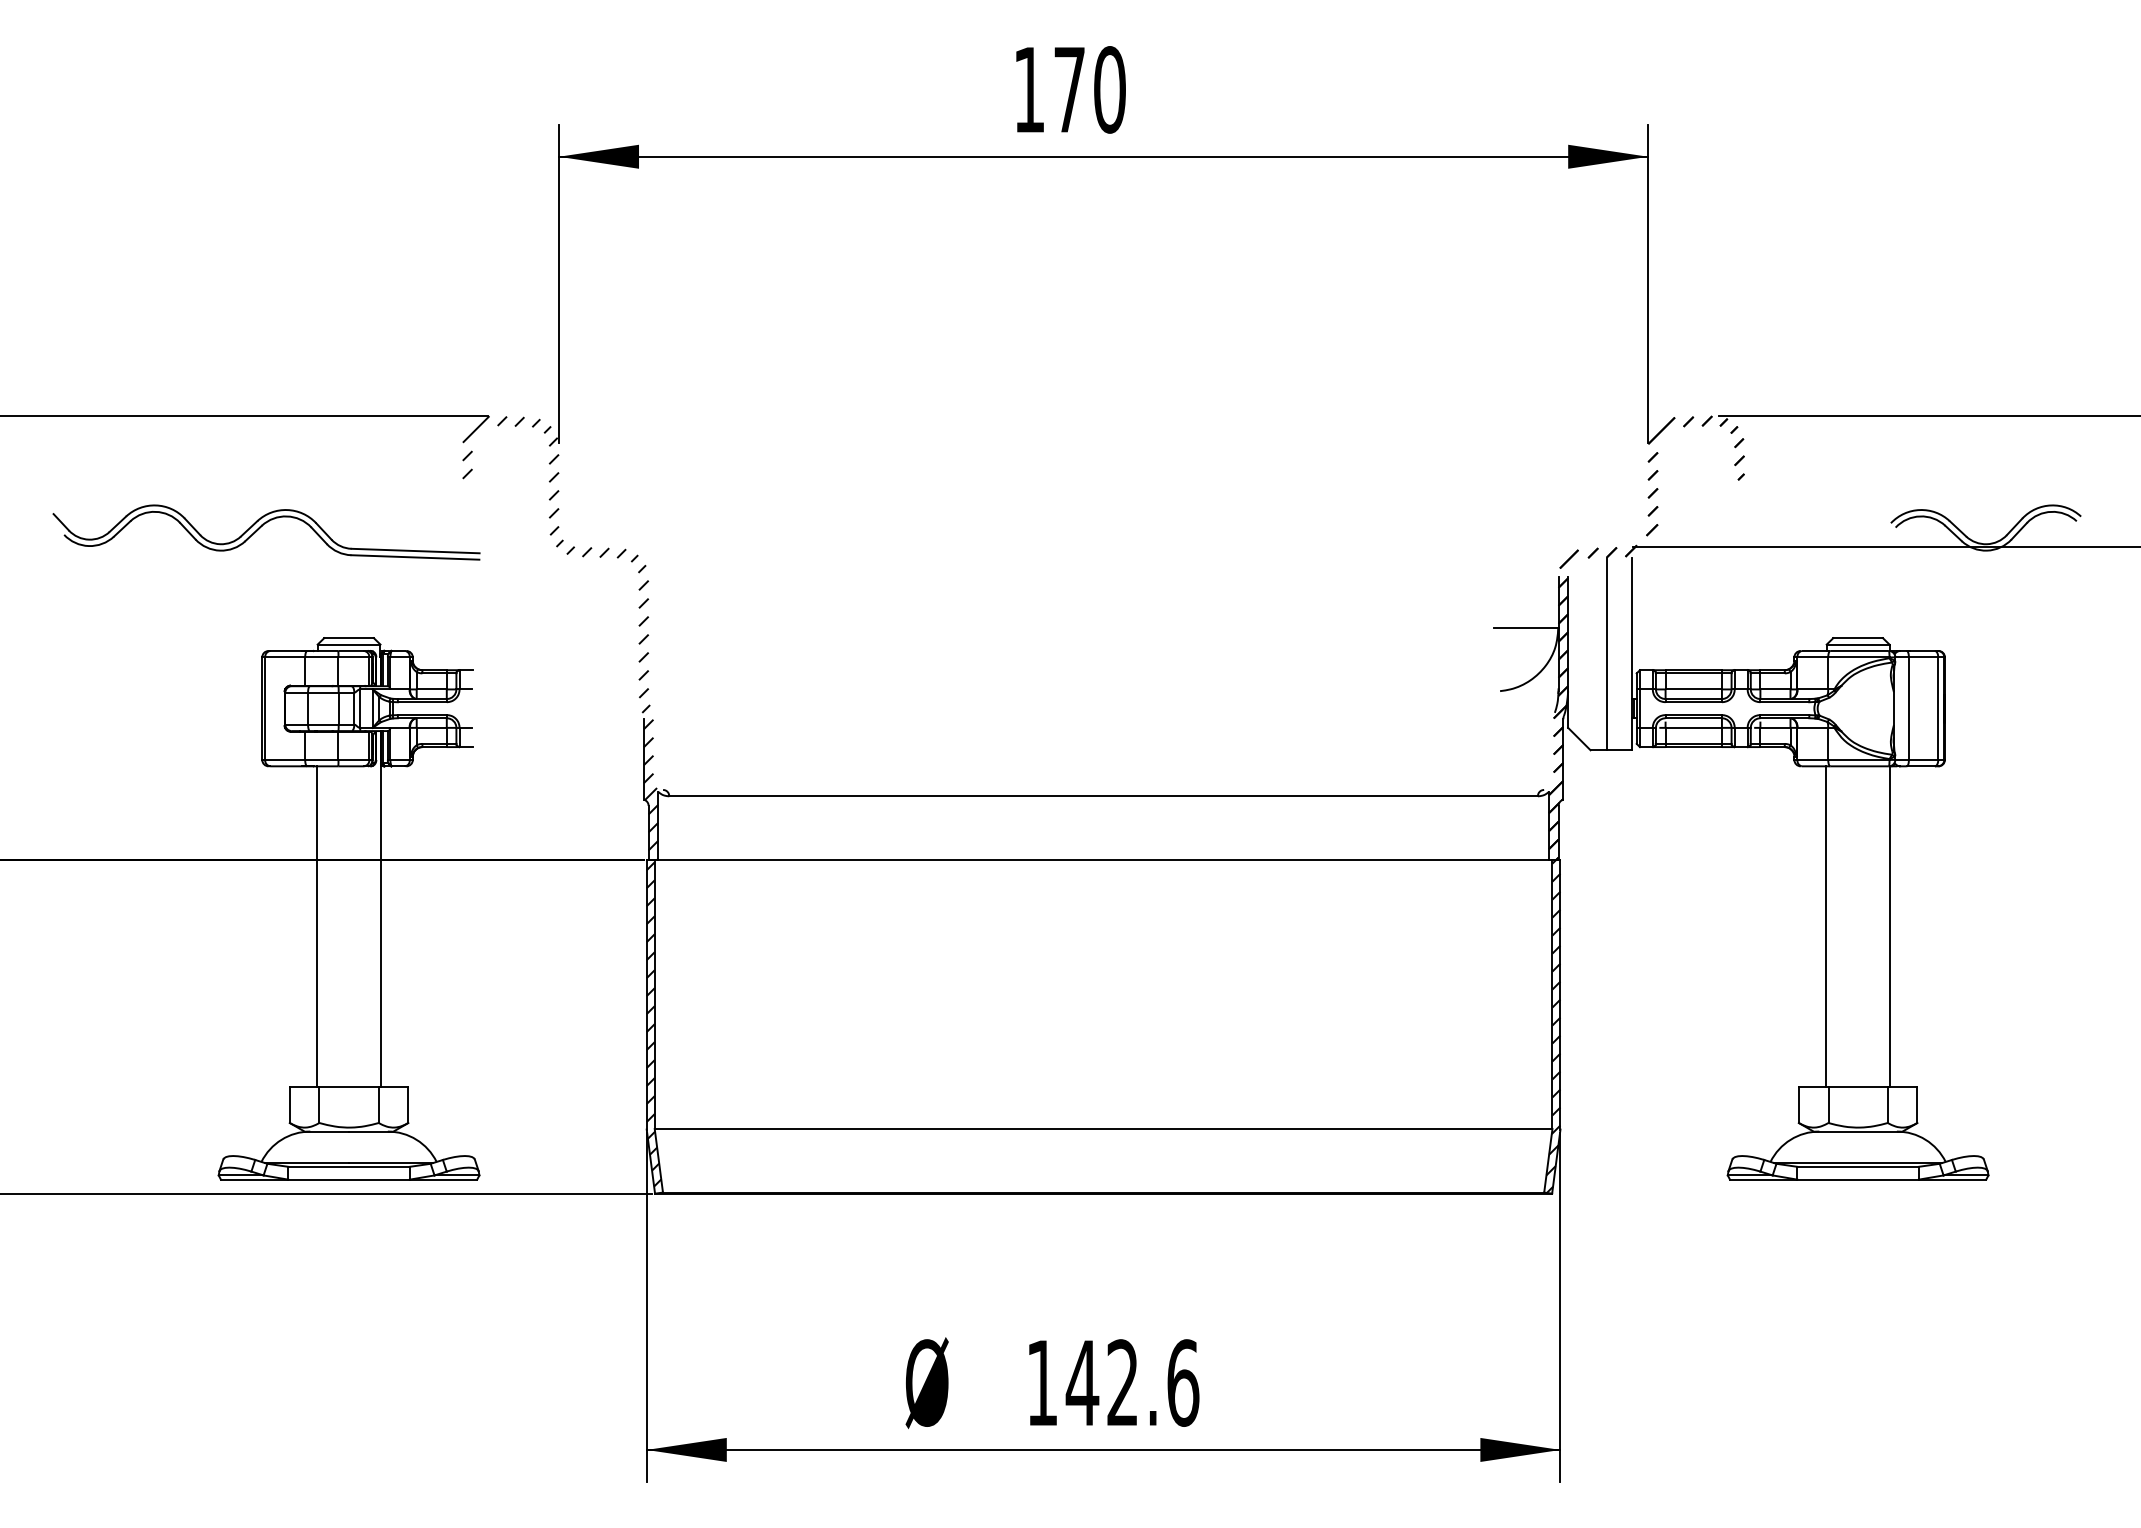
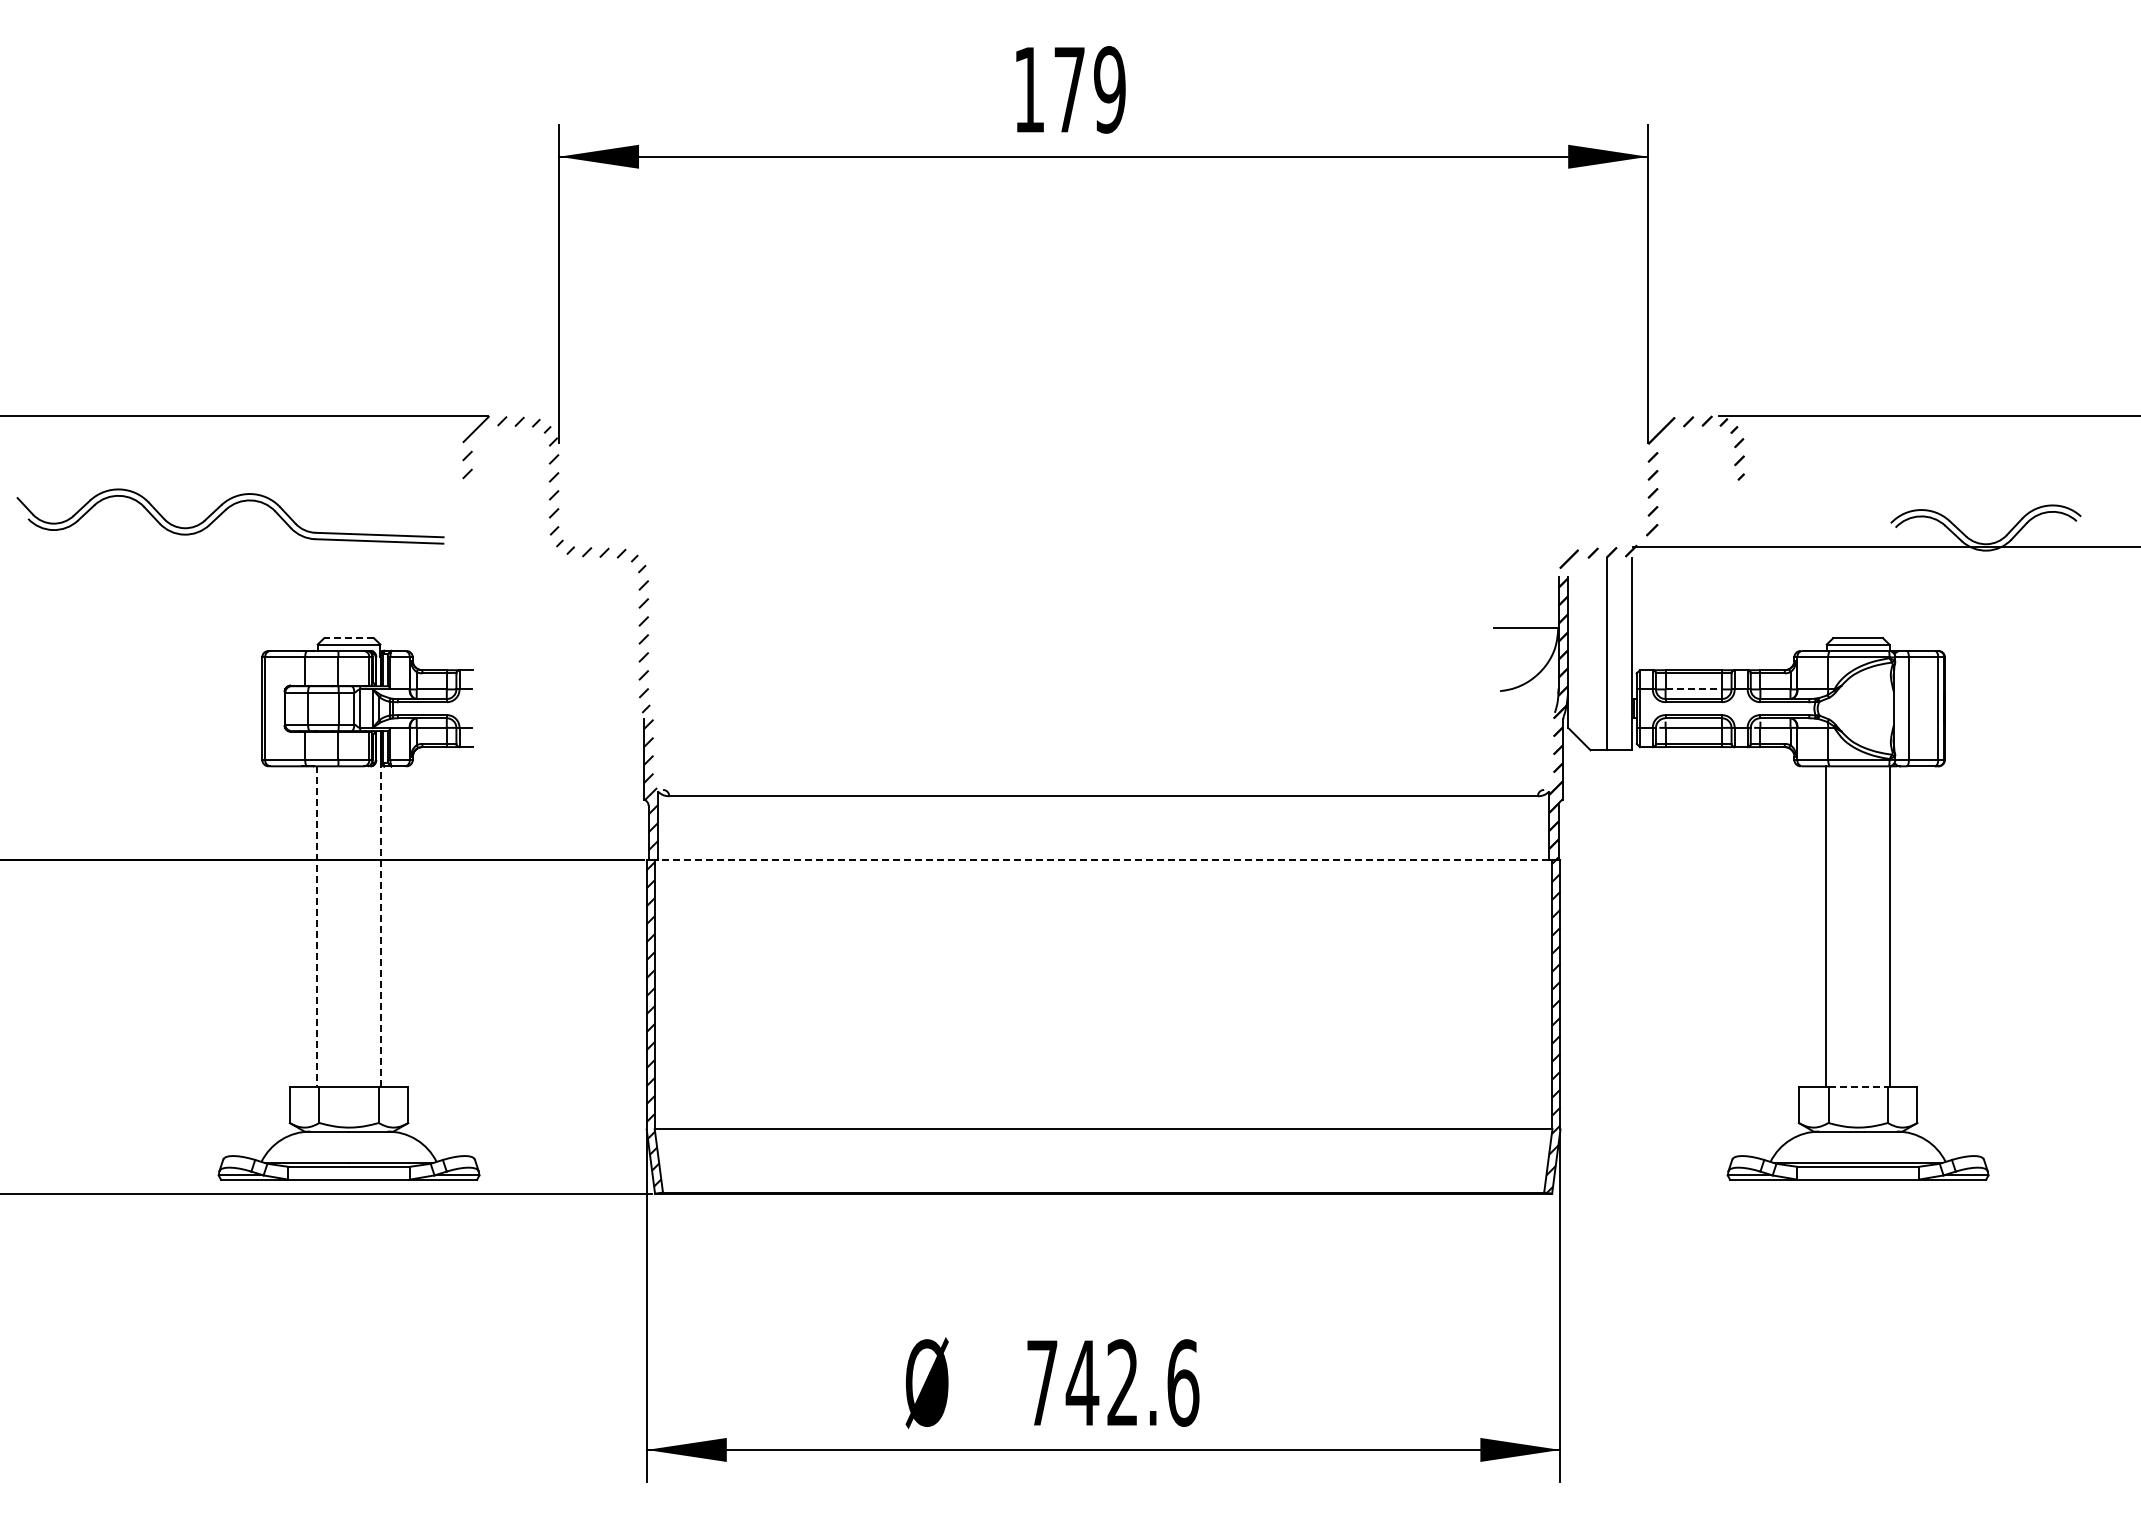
text: 170 -> 179 (1109, 89)
part position: (261, 527) -> (225, 511) (225, 511)
line: solid -> dashed (349, 638)
line: solid -> dashed (1694, 689)
line: solid -> dashed (1103, 860)
line: solid -> dashed (381, 925)
line: solid -> dashed (317, 927)
line: solid -> dashed (1858, 1086)
text: 142.6 -> 742.6 (1042, 1382)
